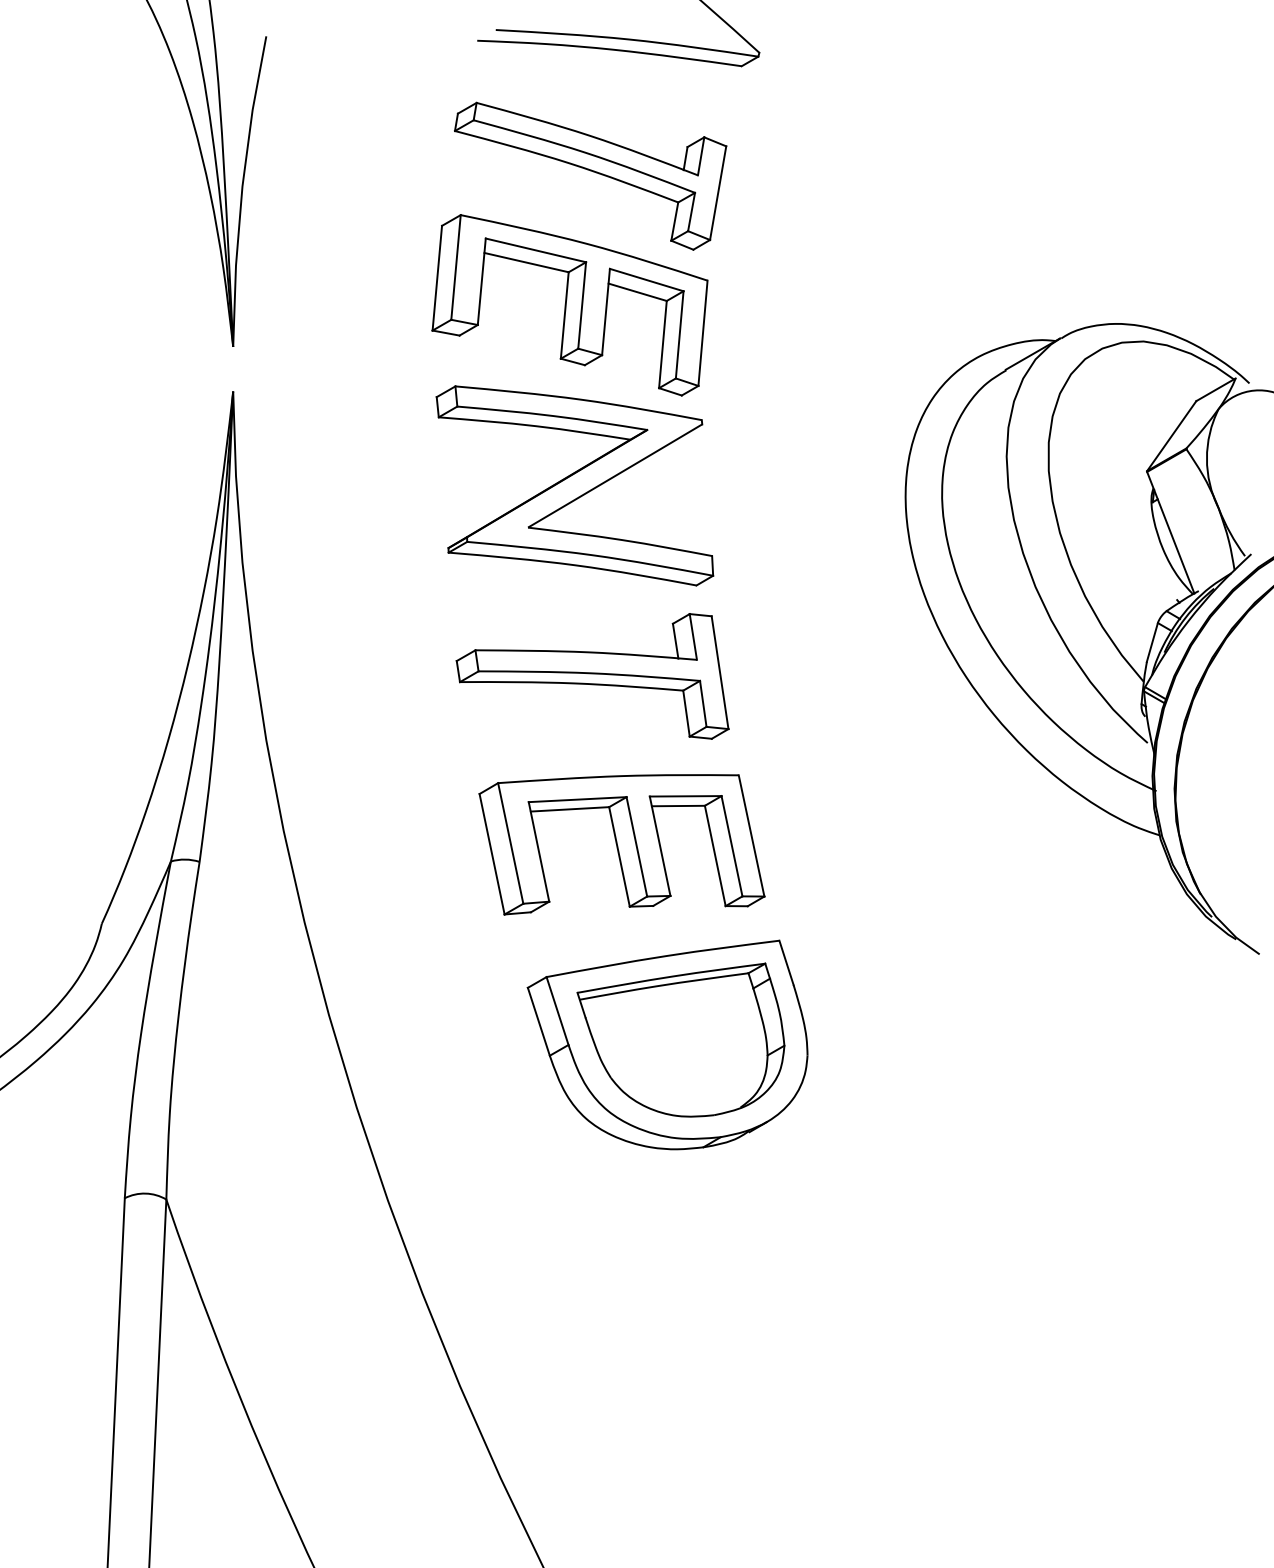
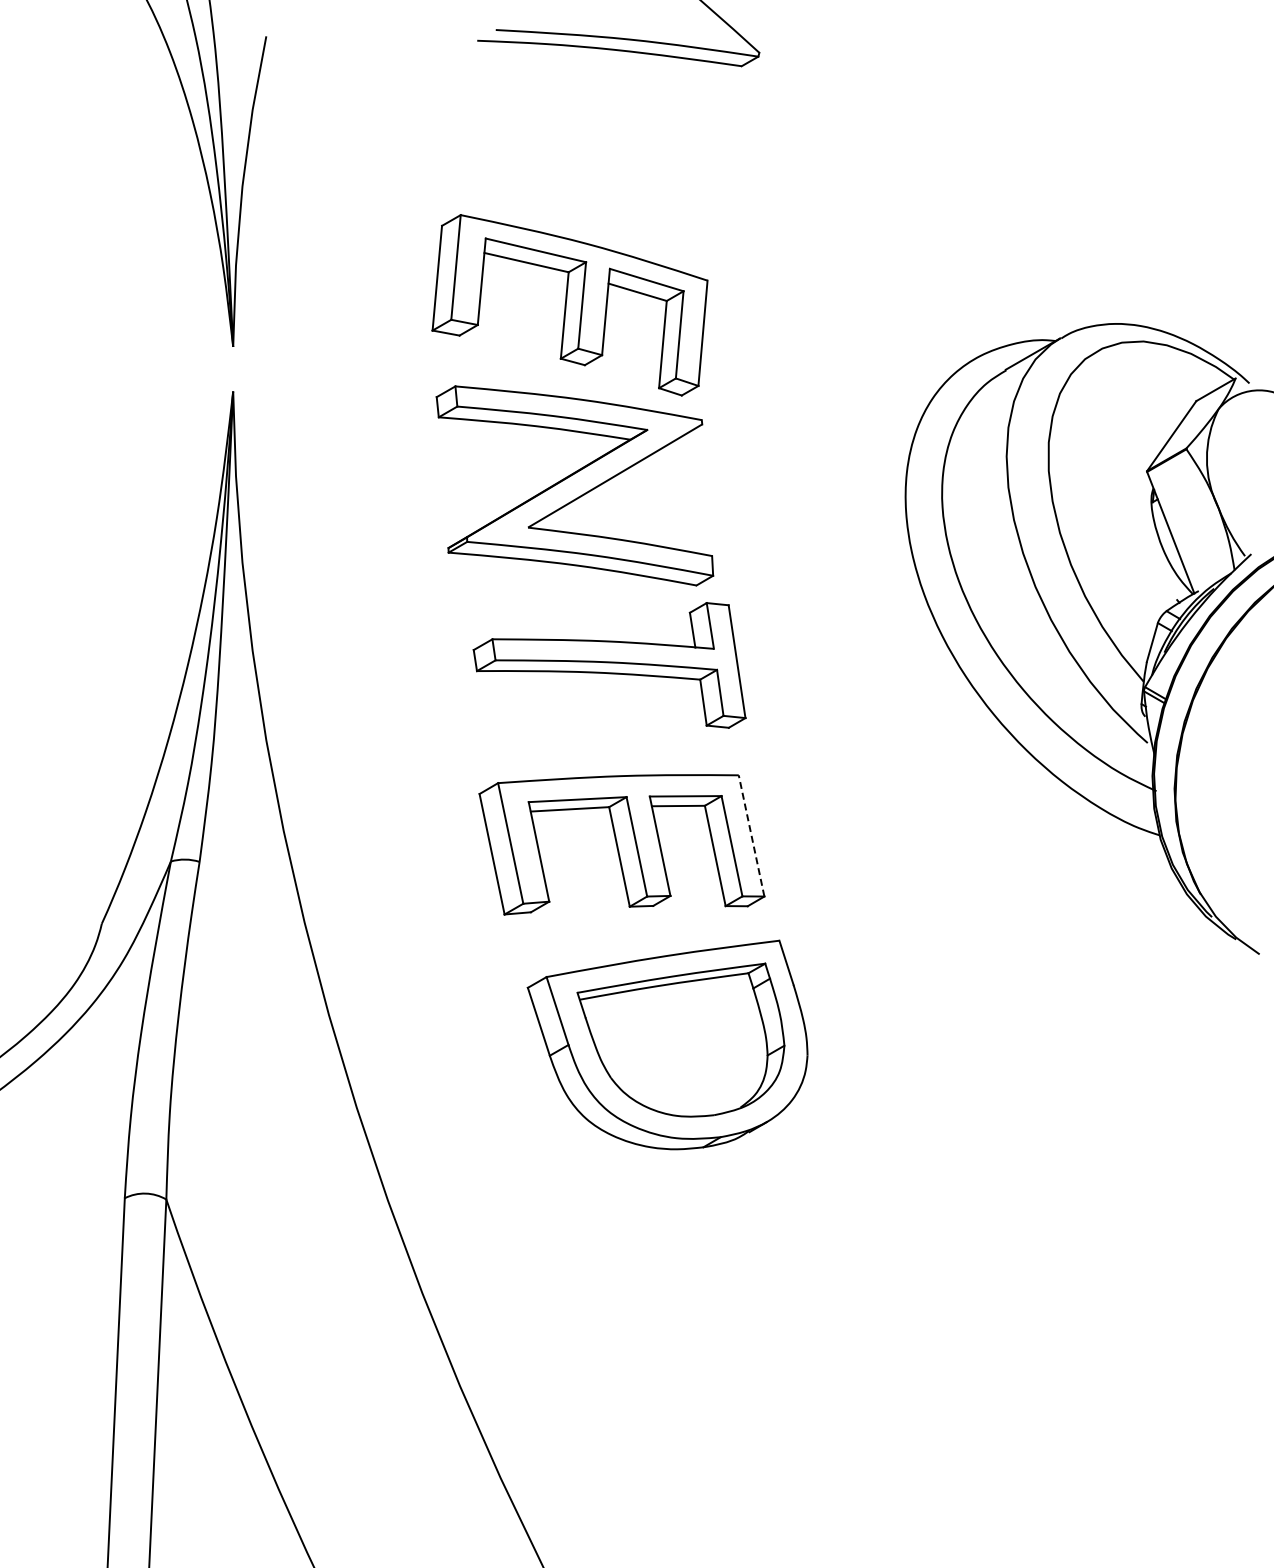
part: present -> none (590, 175)
part position: (592, 676) -> (609, 665) (609, 665)
line: solid -> dashed (751, 835)
